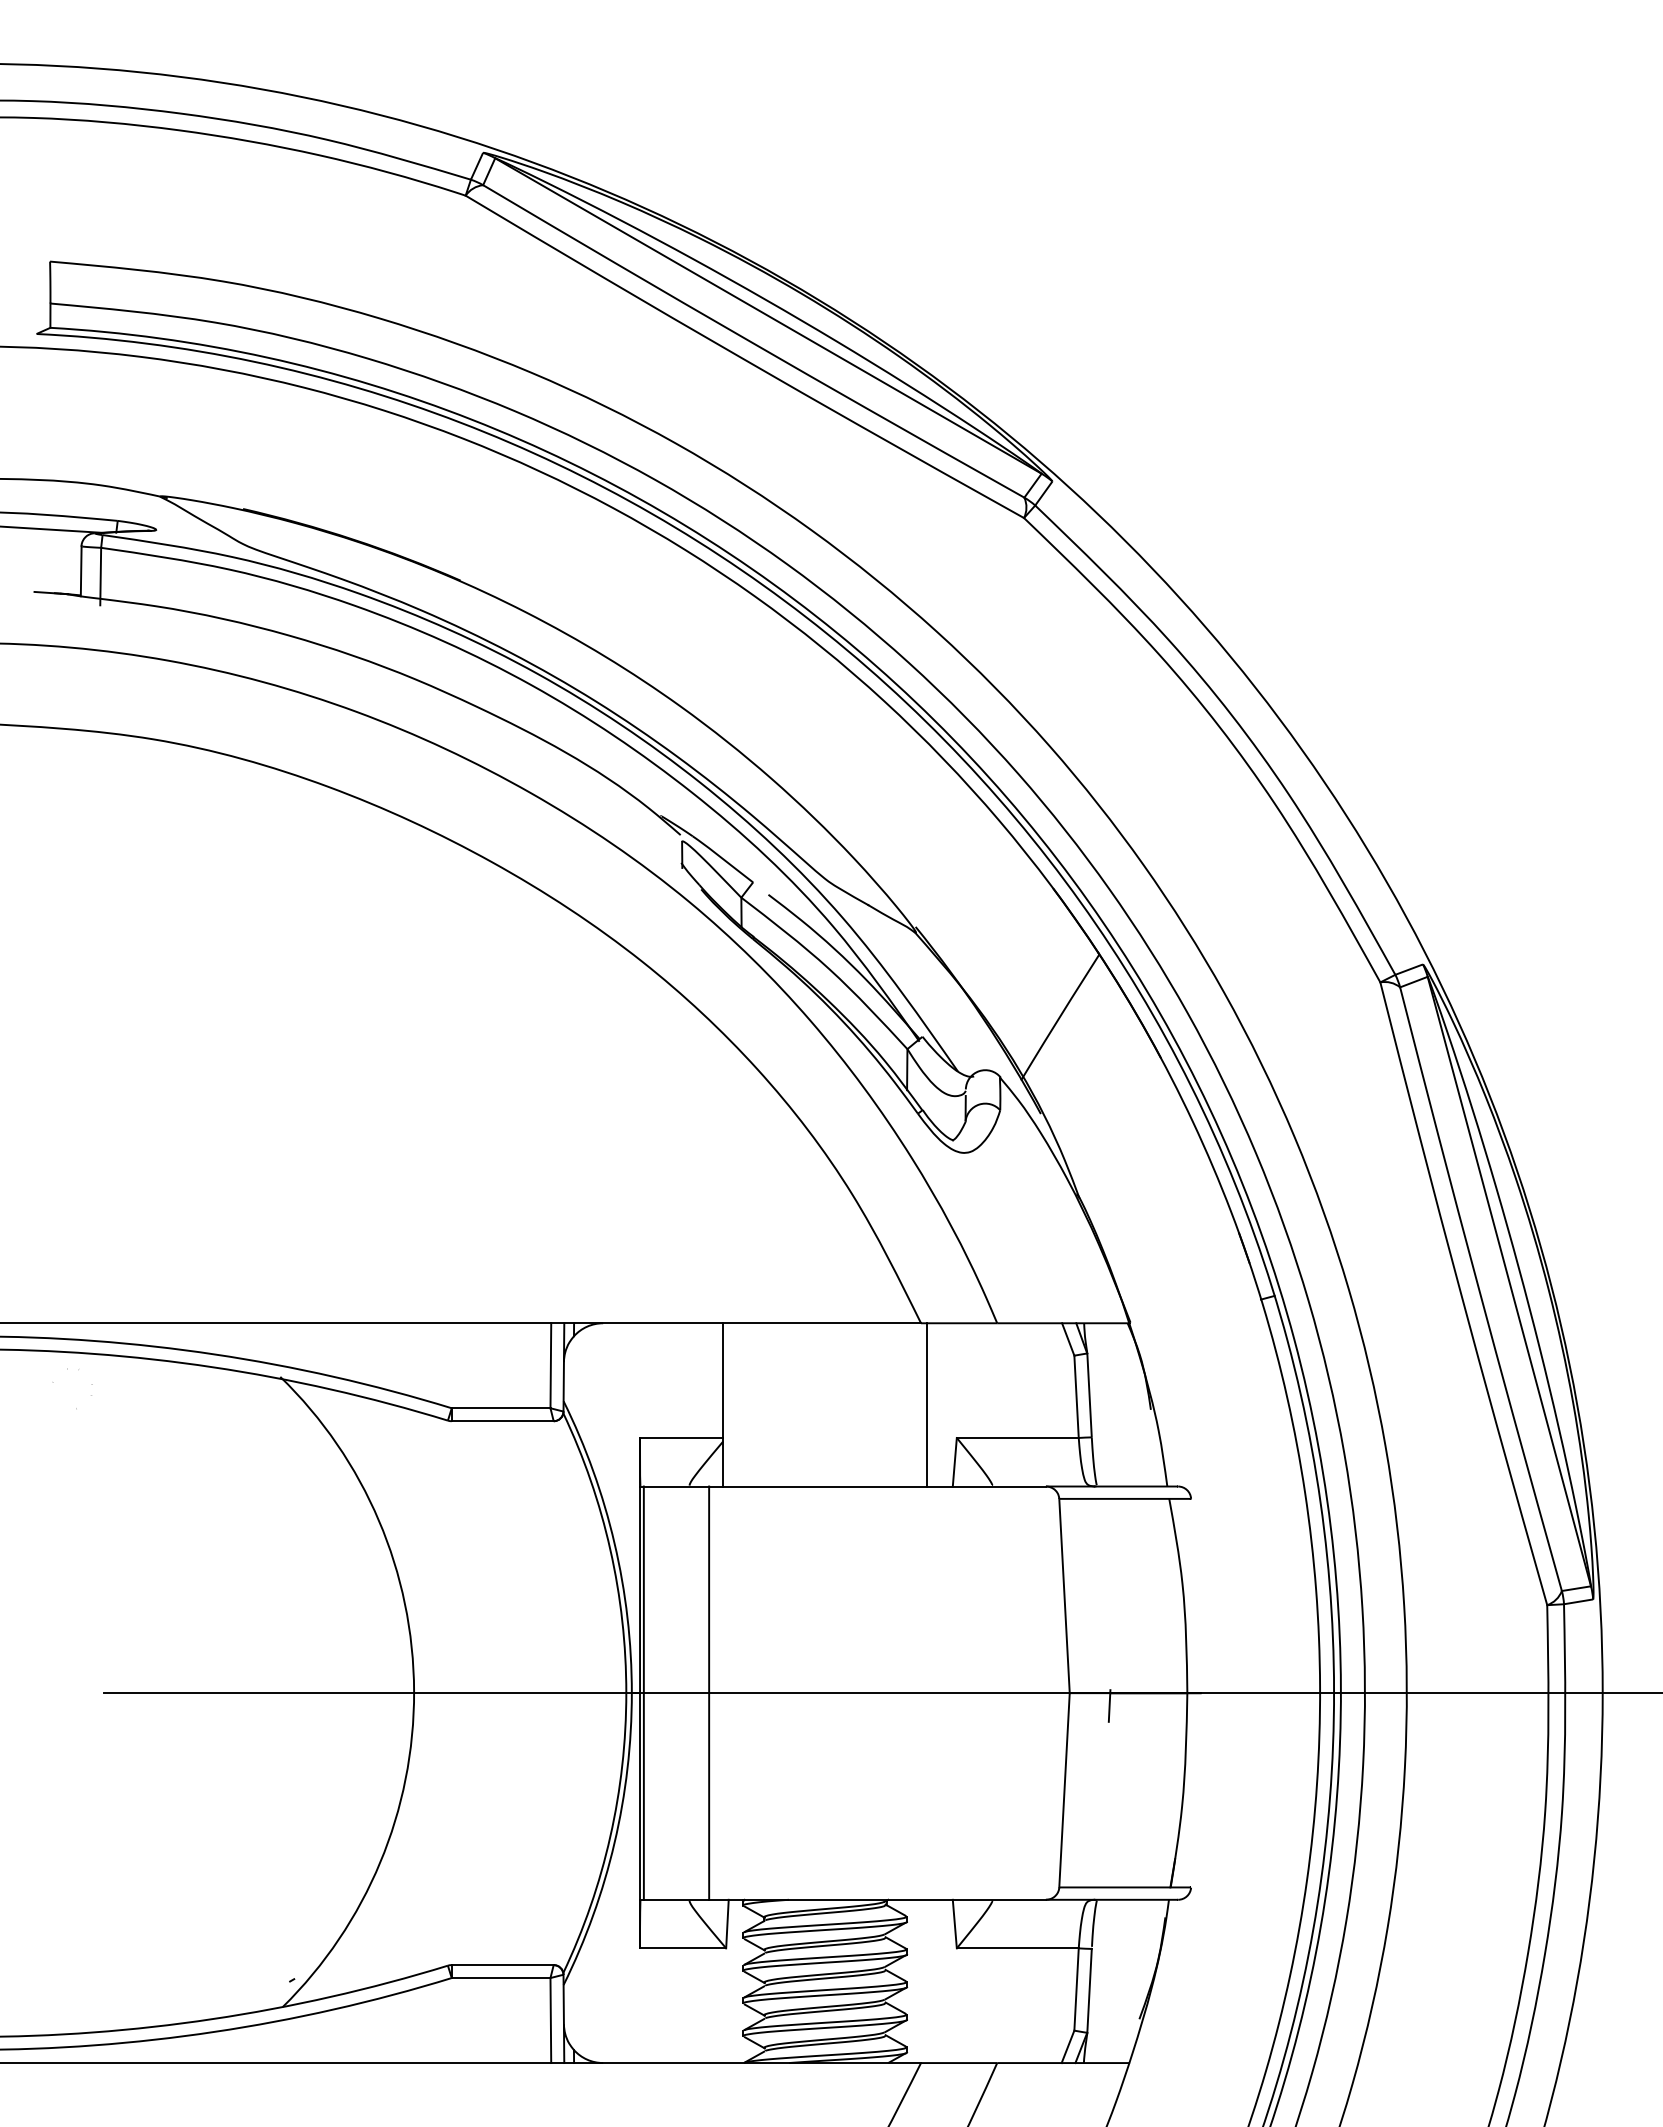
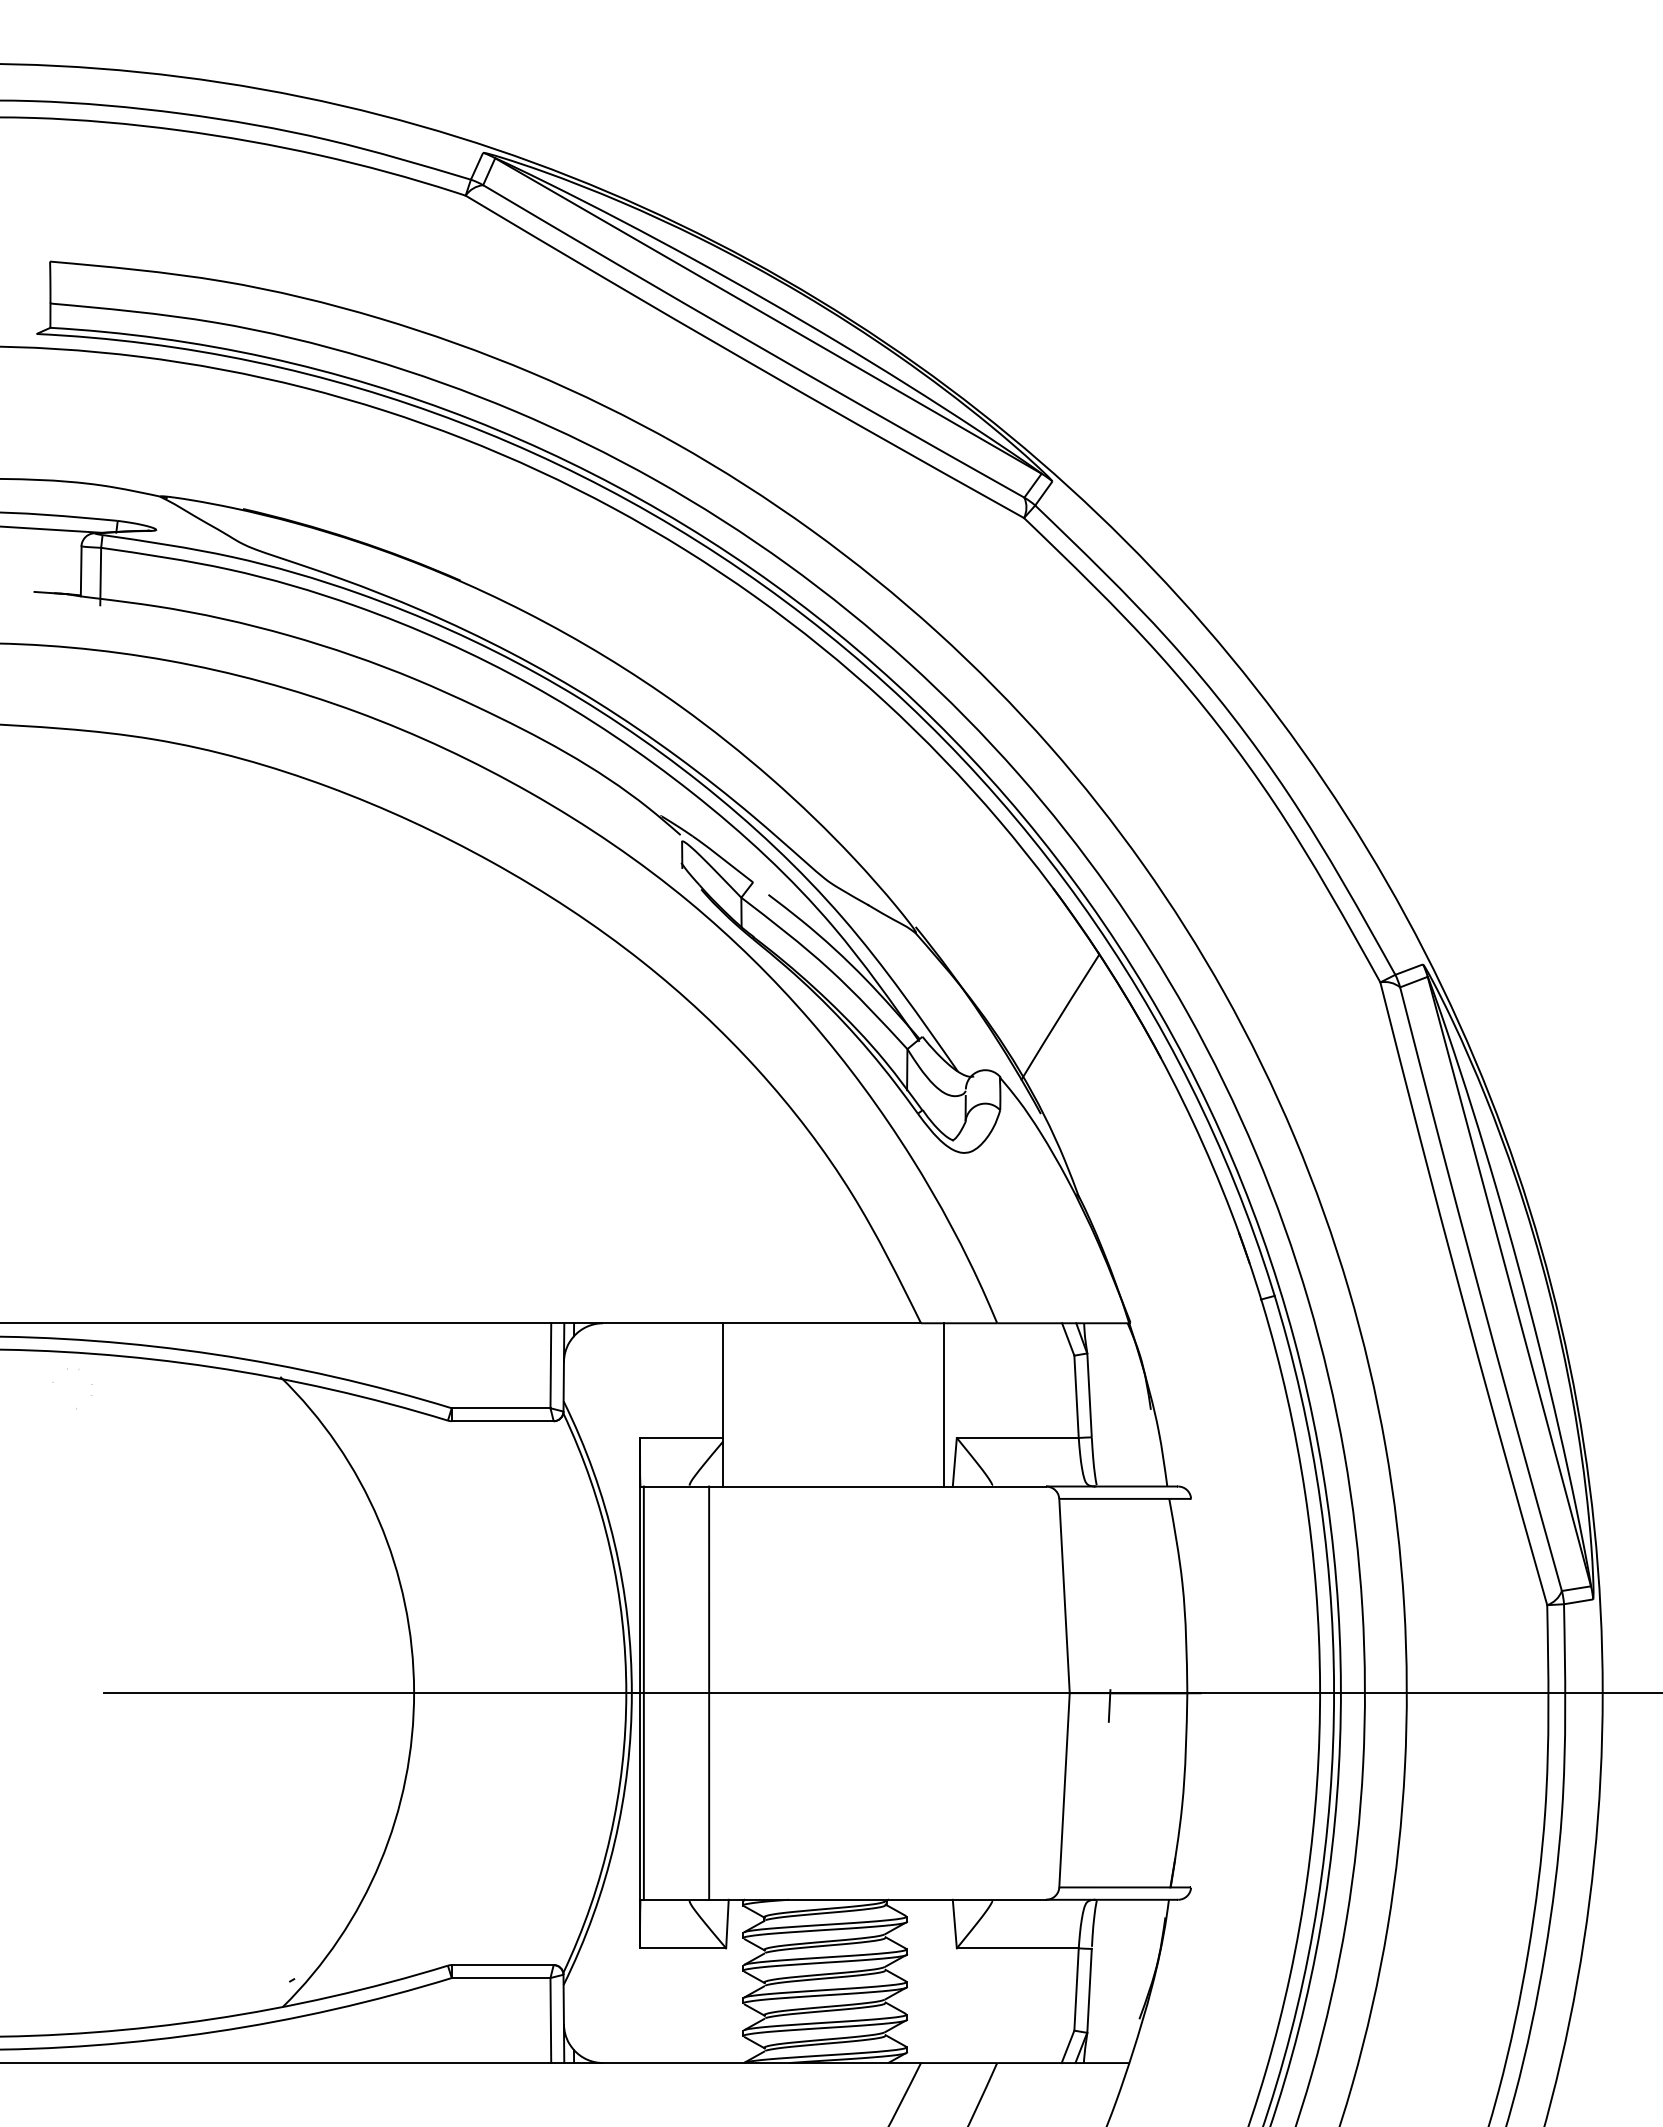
line position: (926, 1404) -> (943, 1404) (943, 1404)
